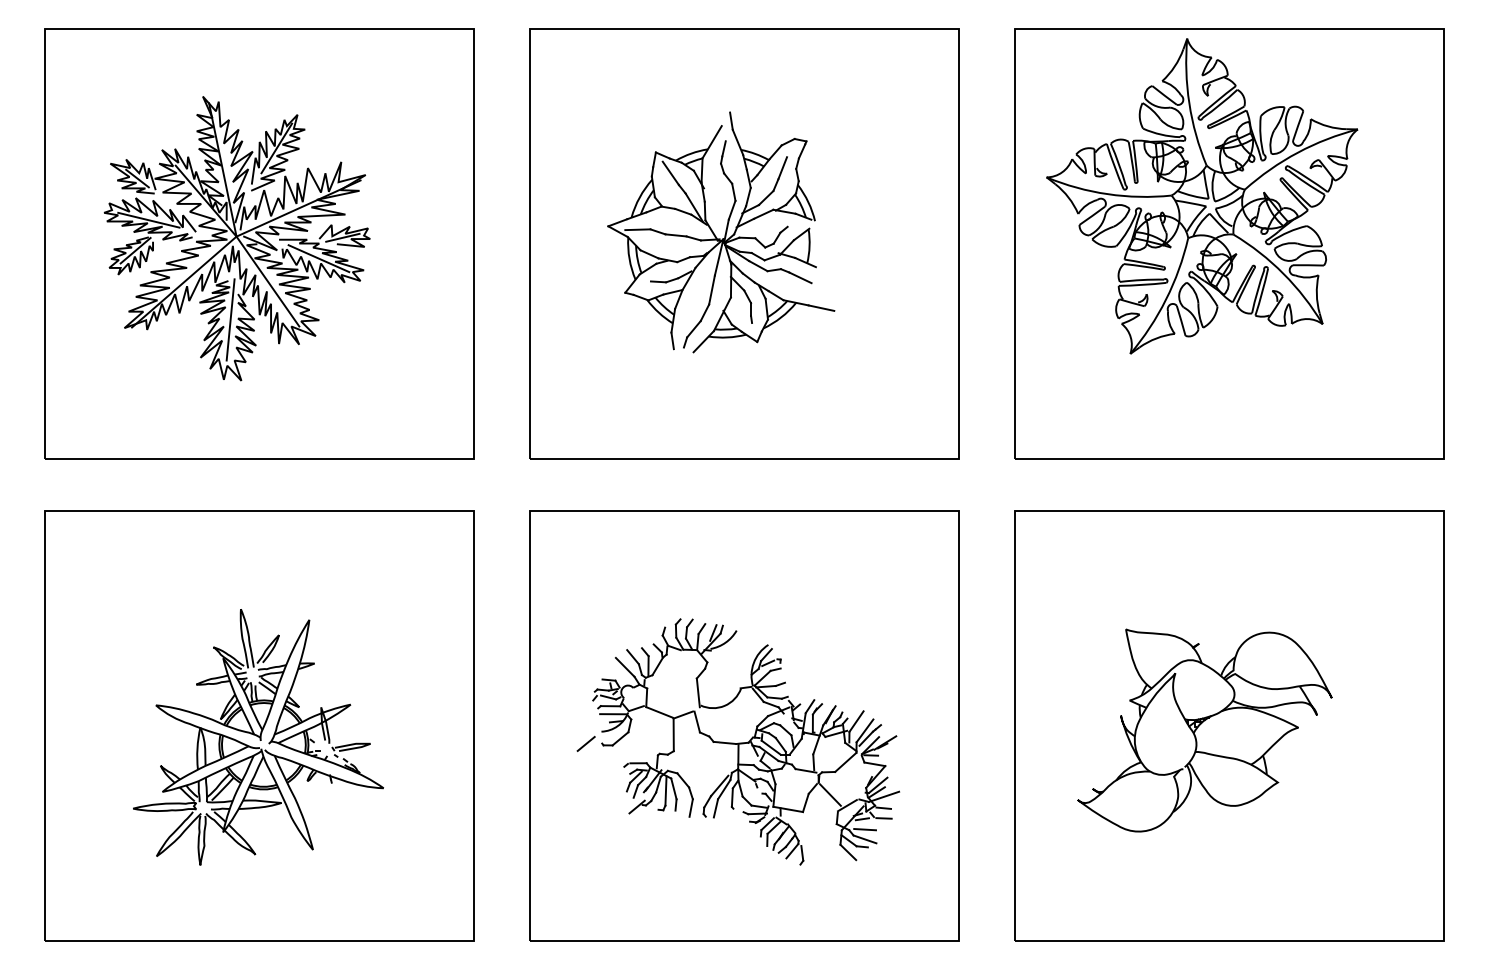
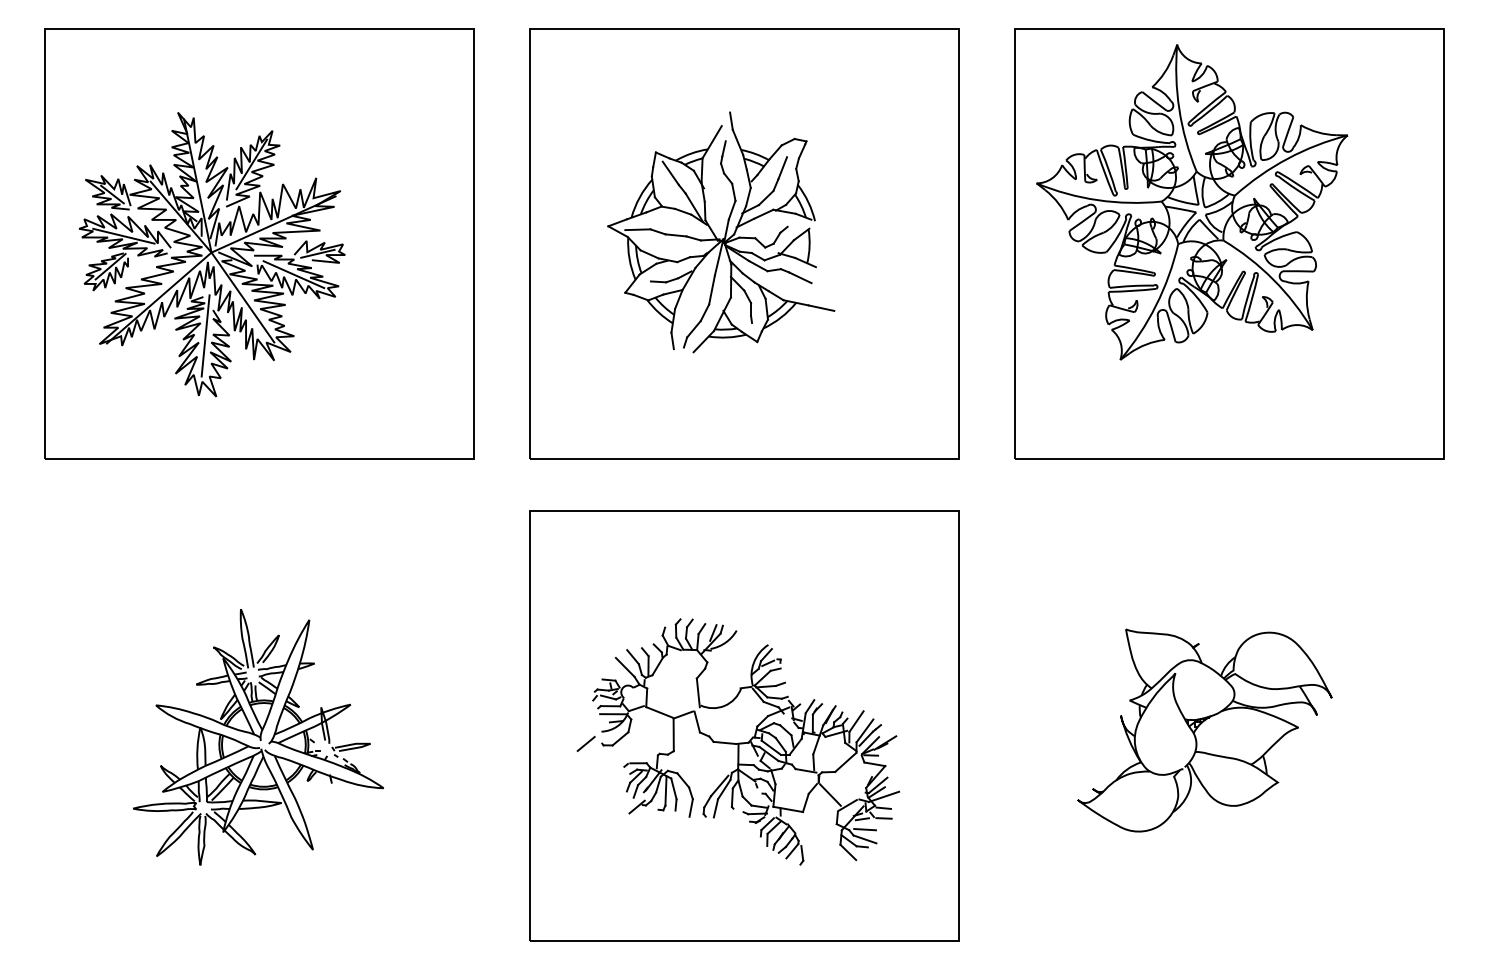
part position: (1202, 196) -> (1192, 202) (1192, 202)
part position: (236, 238) -> (211, 254) (211, 254)
part: present -> none (259, 725)
part: present -> none (1229, 725)
